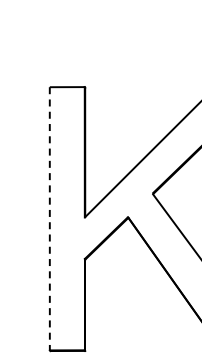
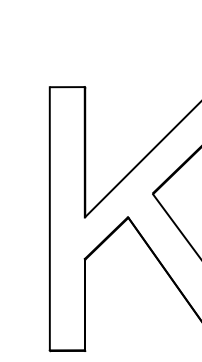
line: dashed -> solid (49, 218)
